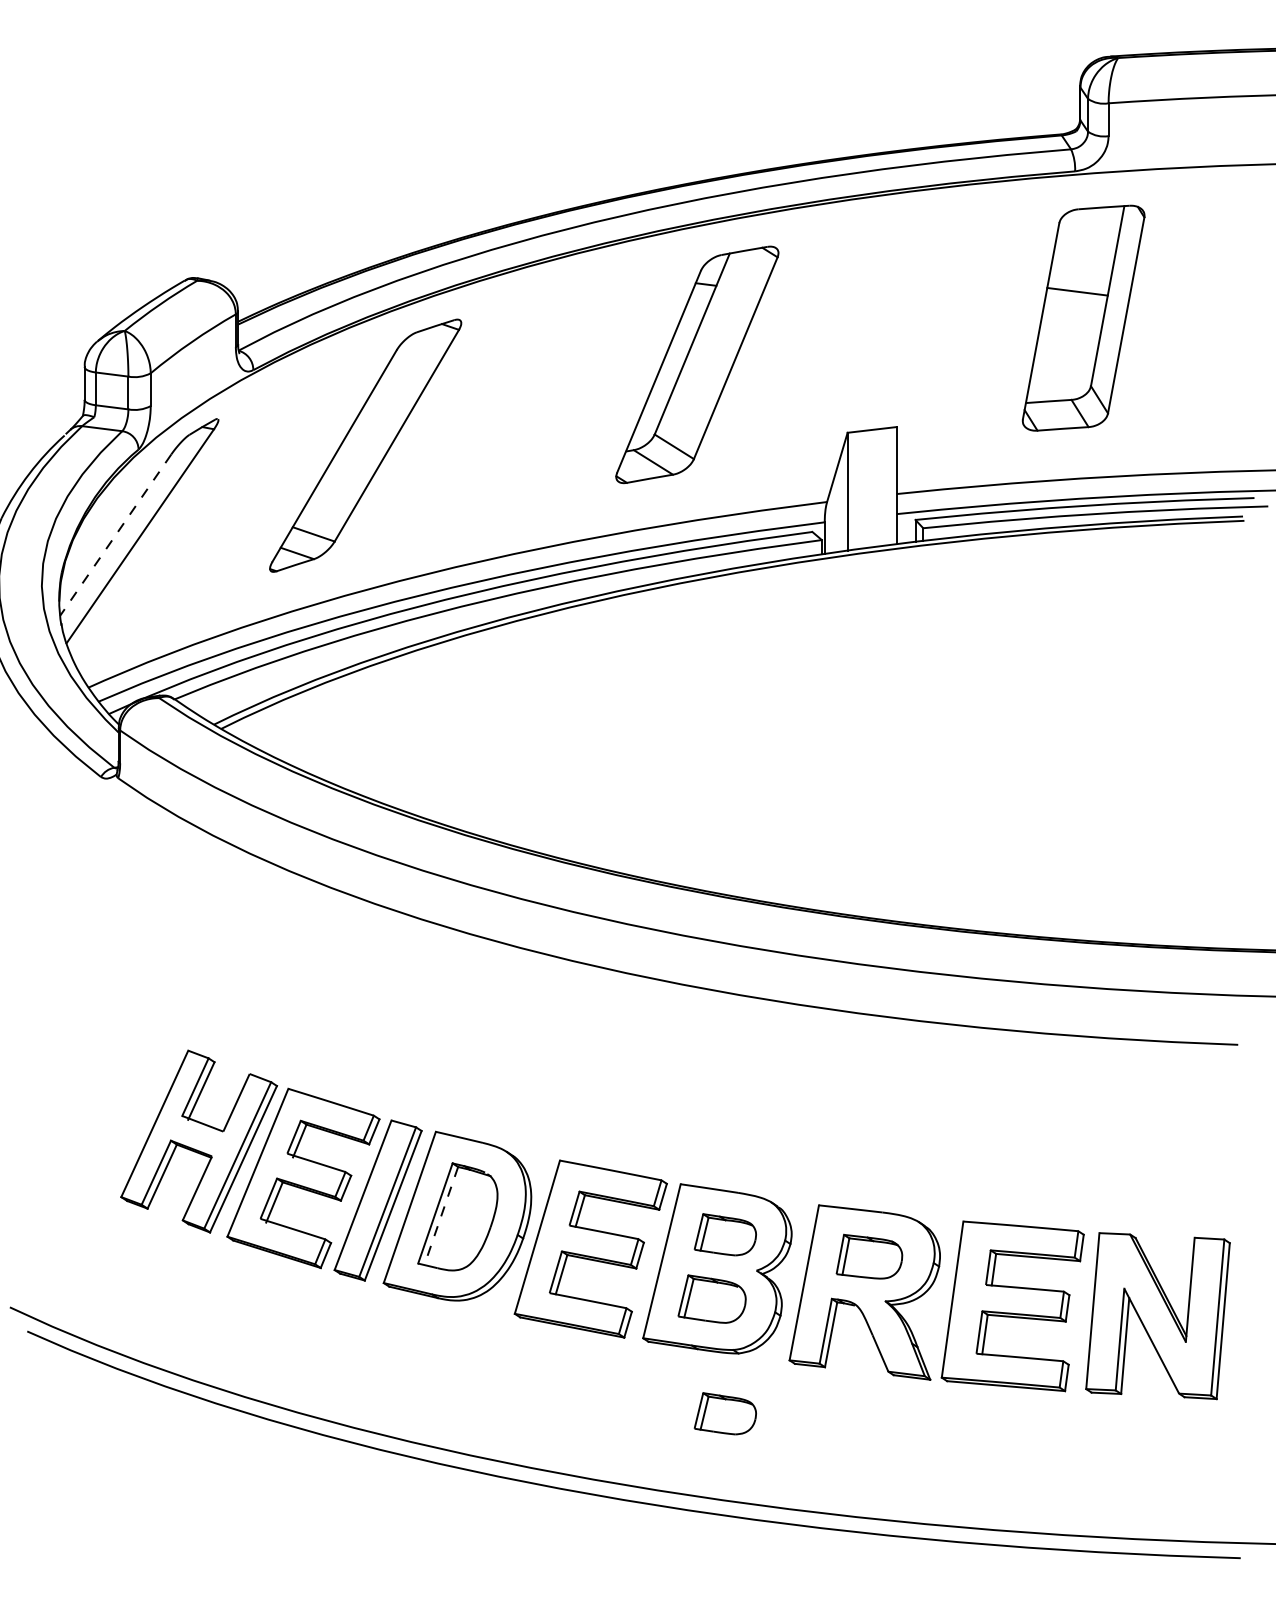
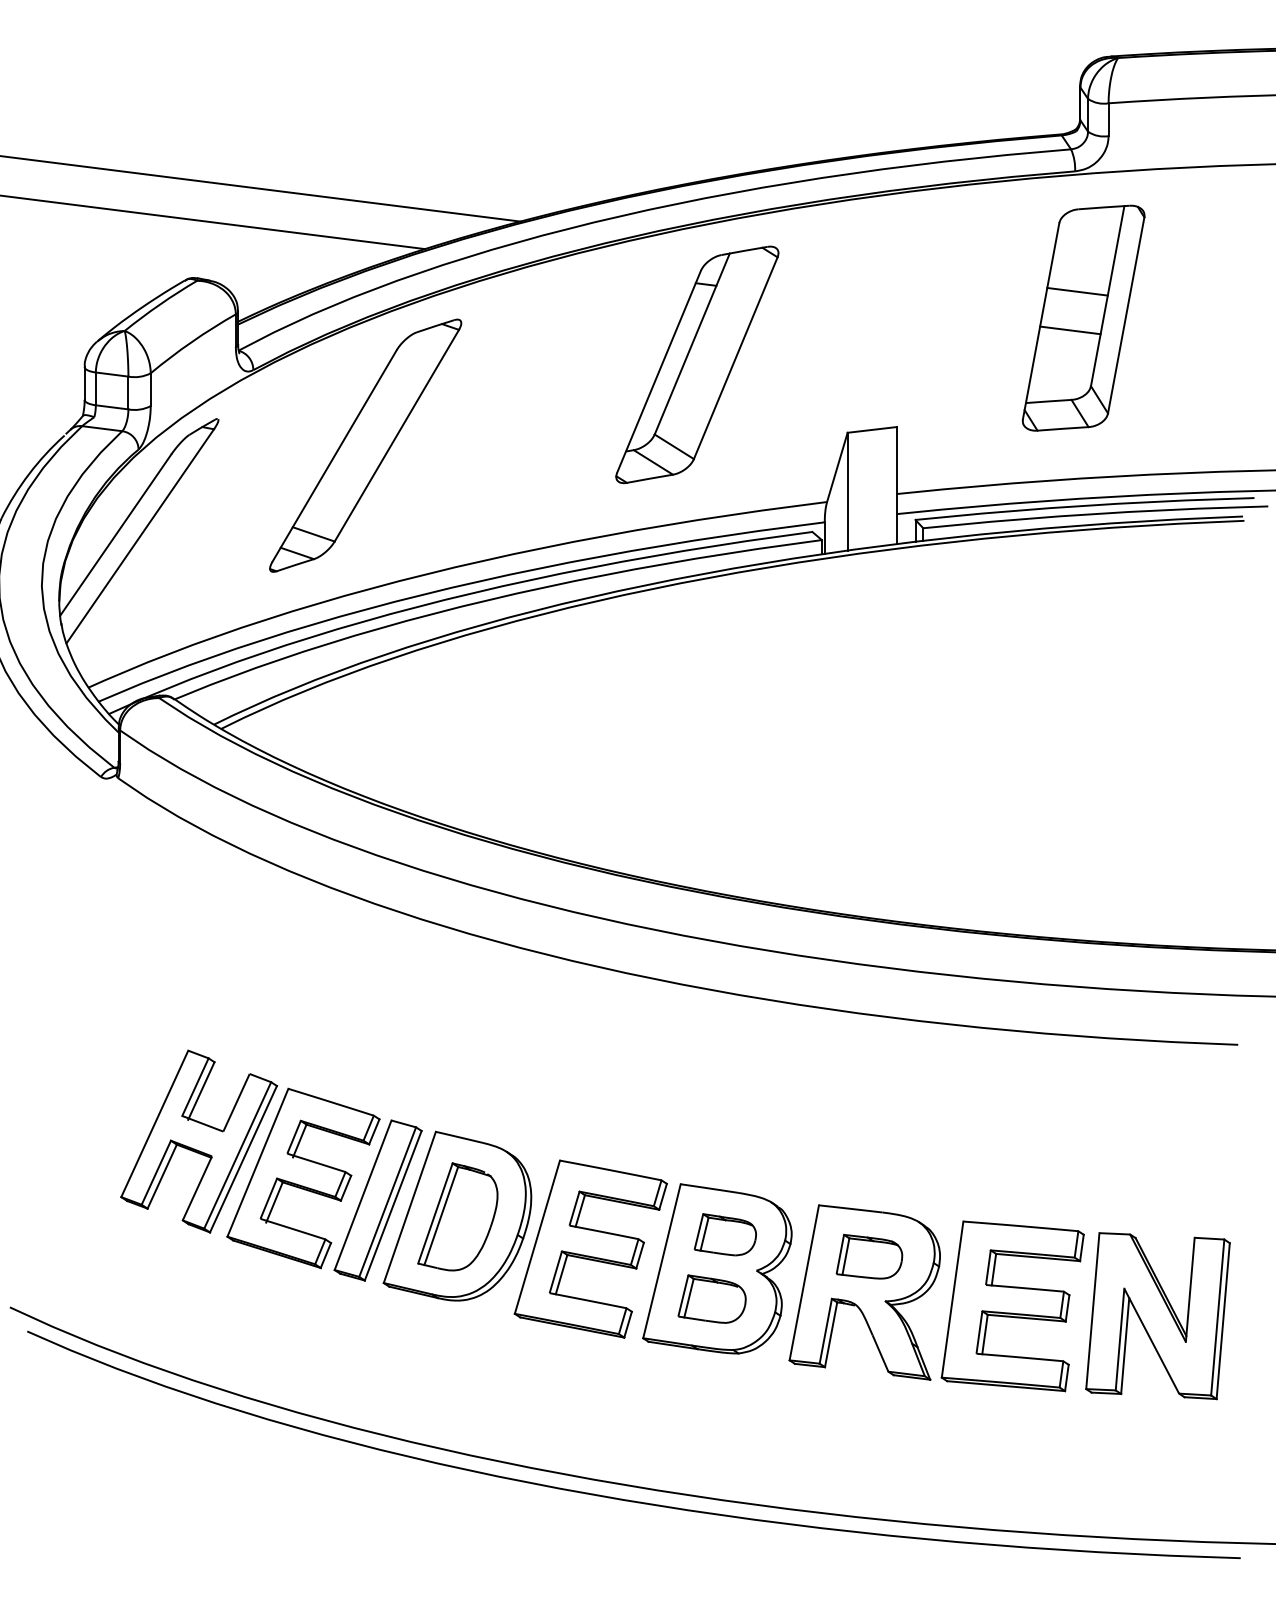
line: none -> present (261, 188)
line: none -> present (213, 222)
line: none -> present (1070, 330)
line: dashed -> solid (115, 535)
line: dashed -> solid (441, 1216)
part: present -> none (724, 1413)
